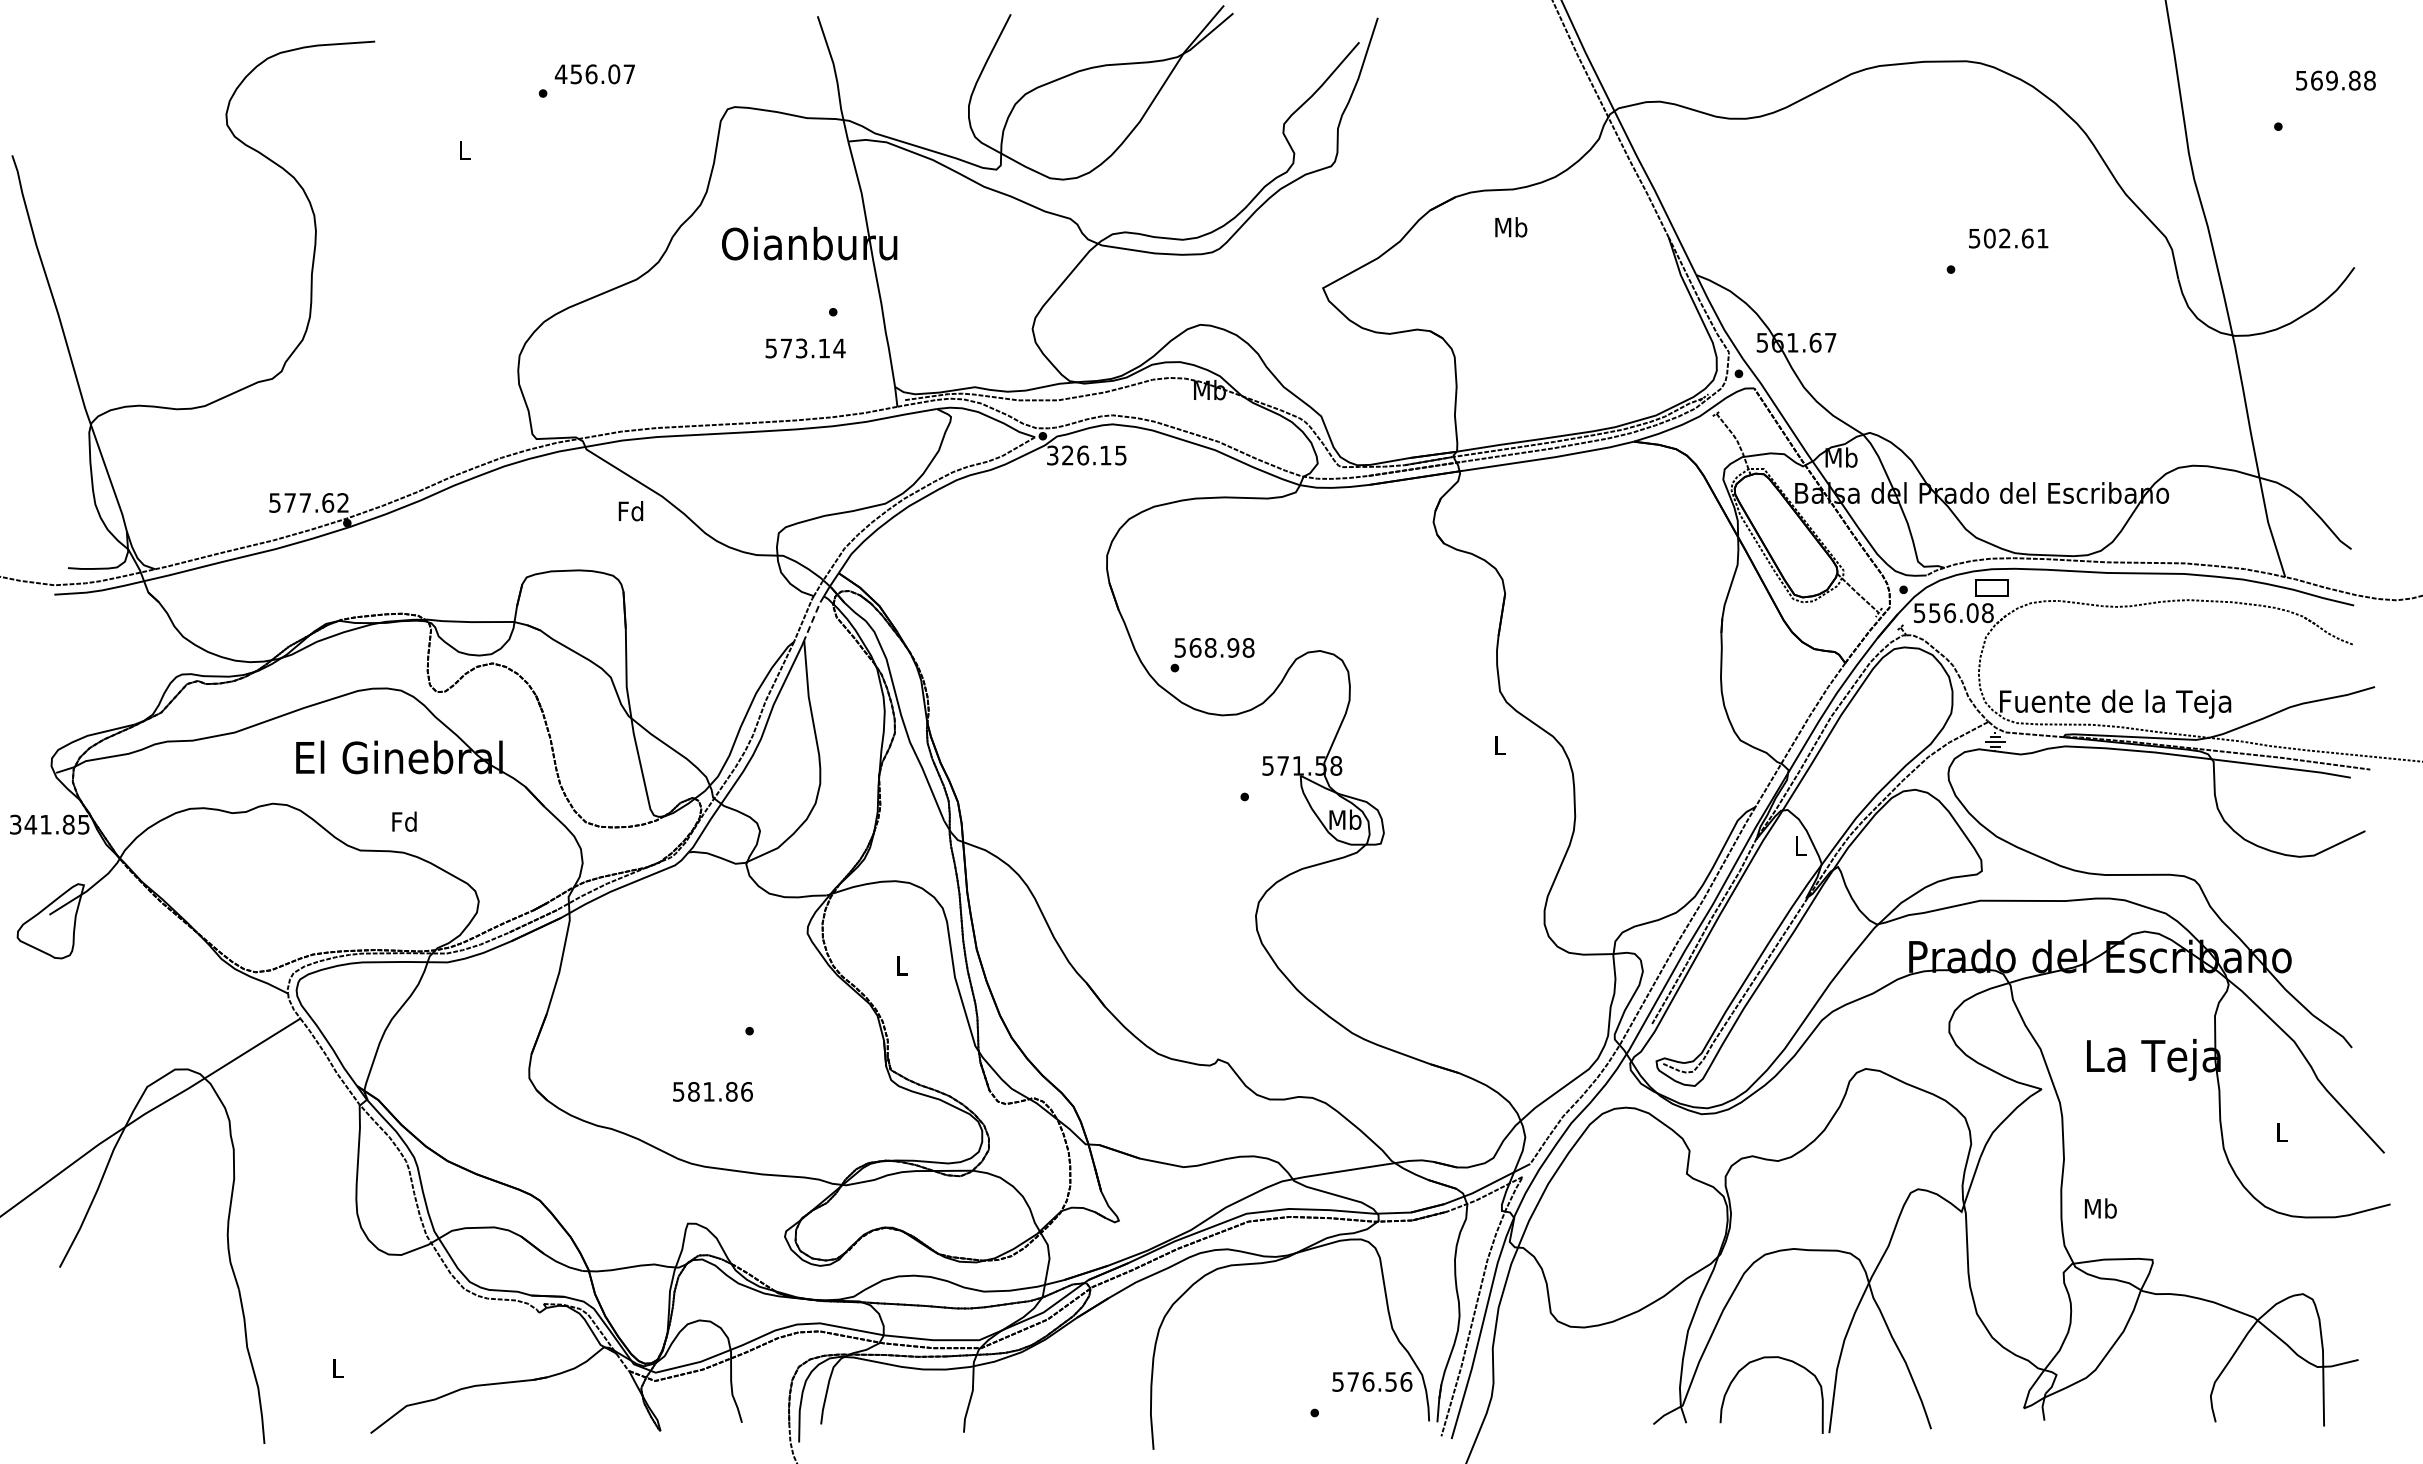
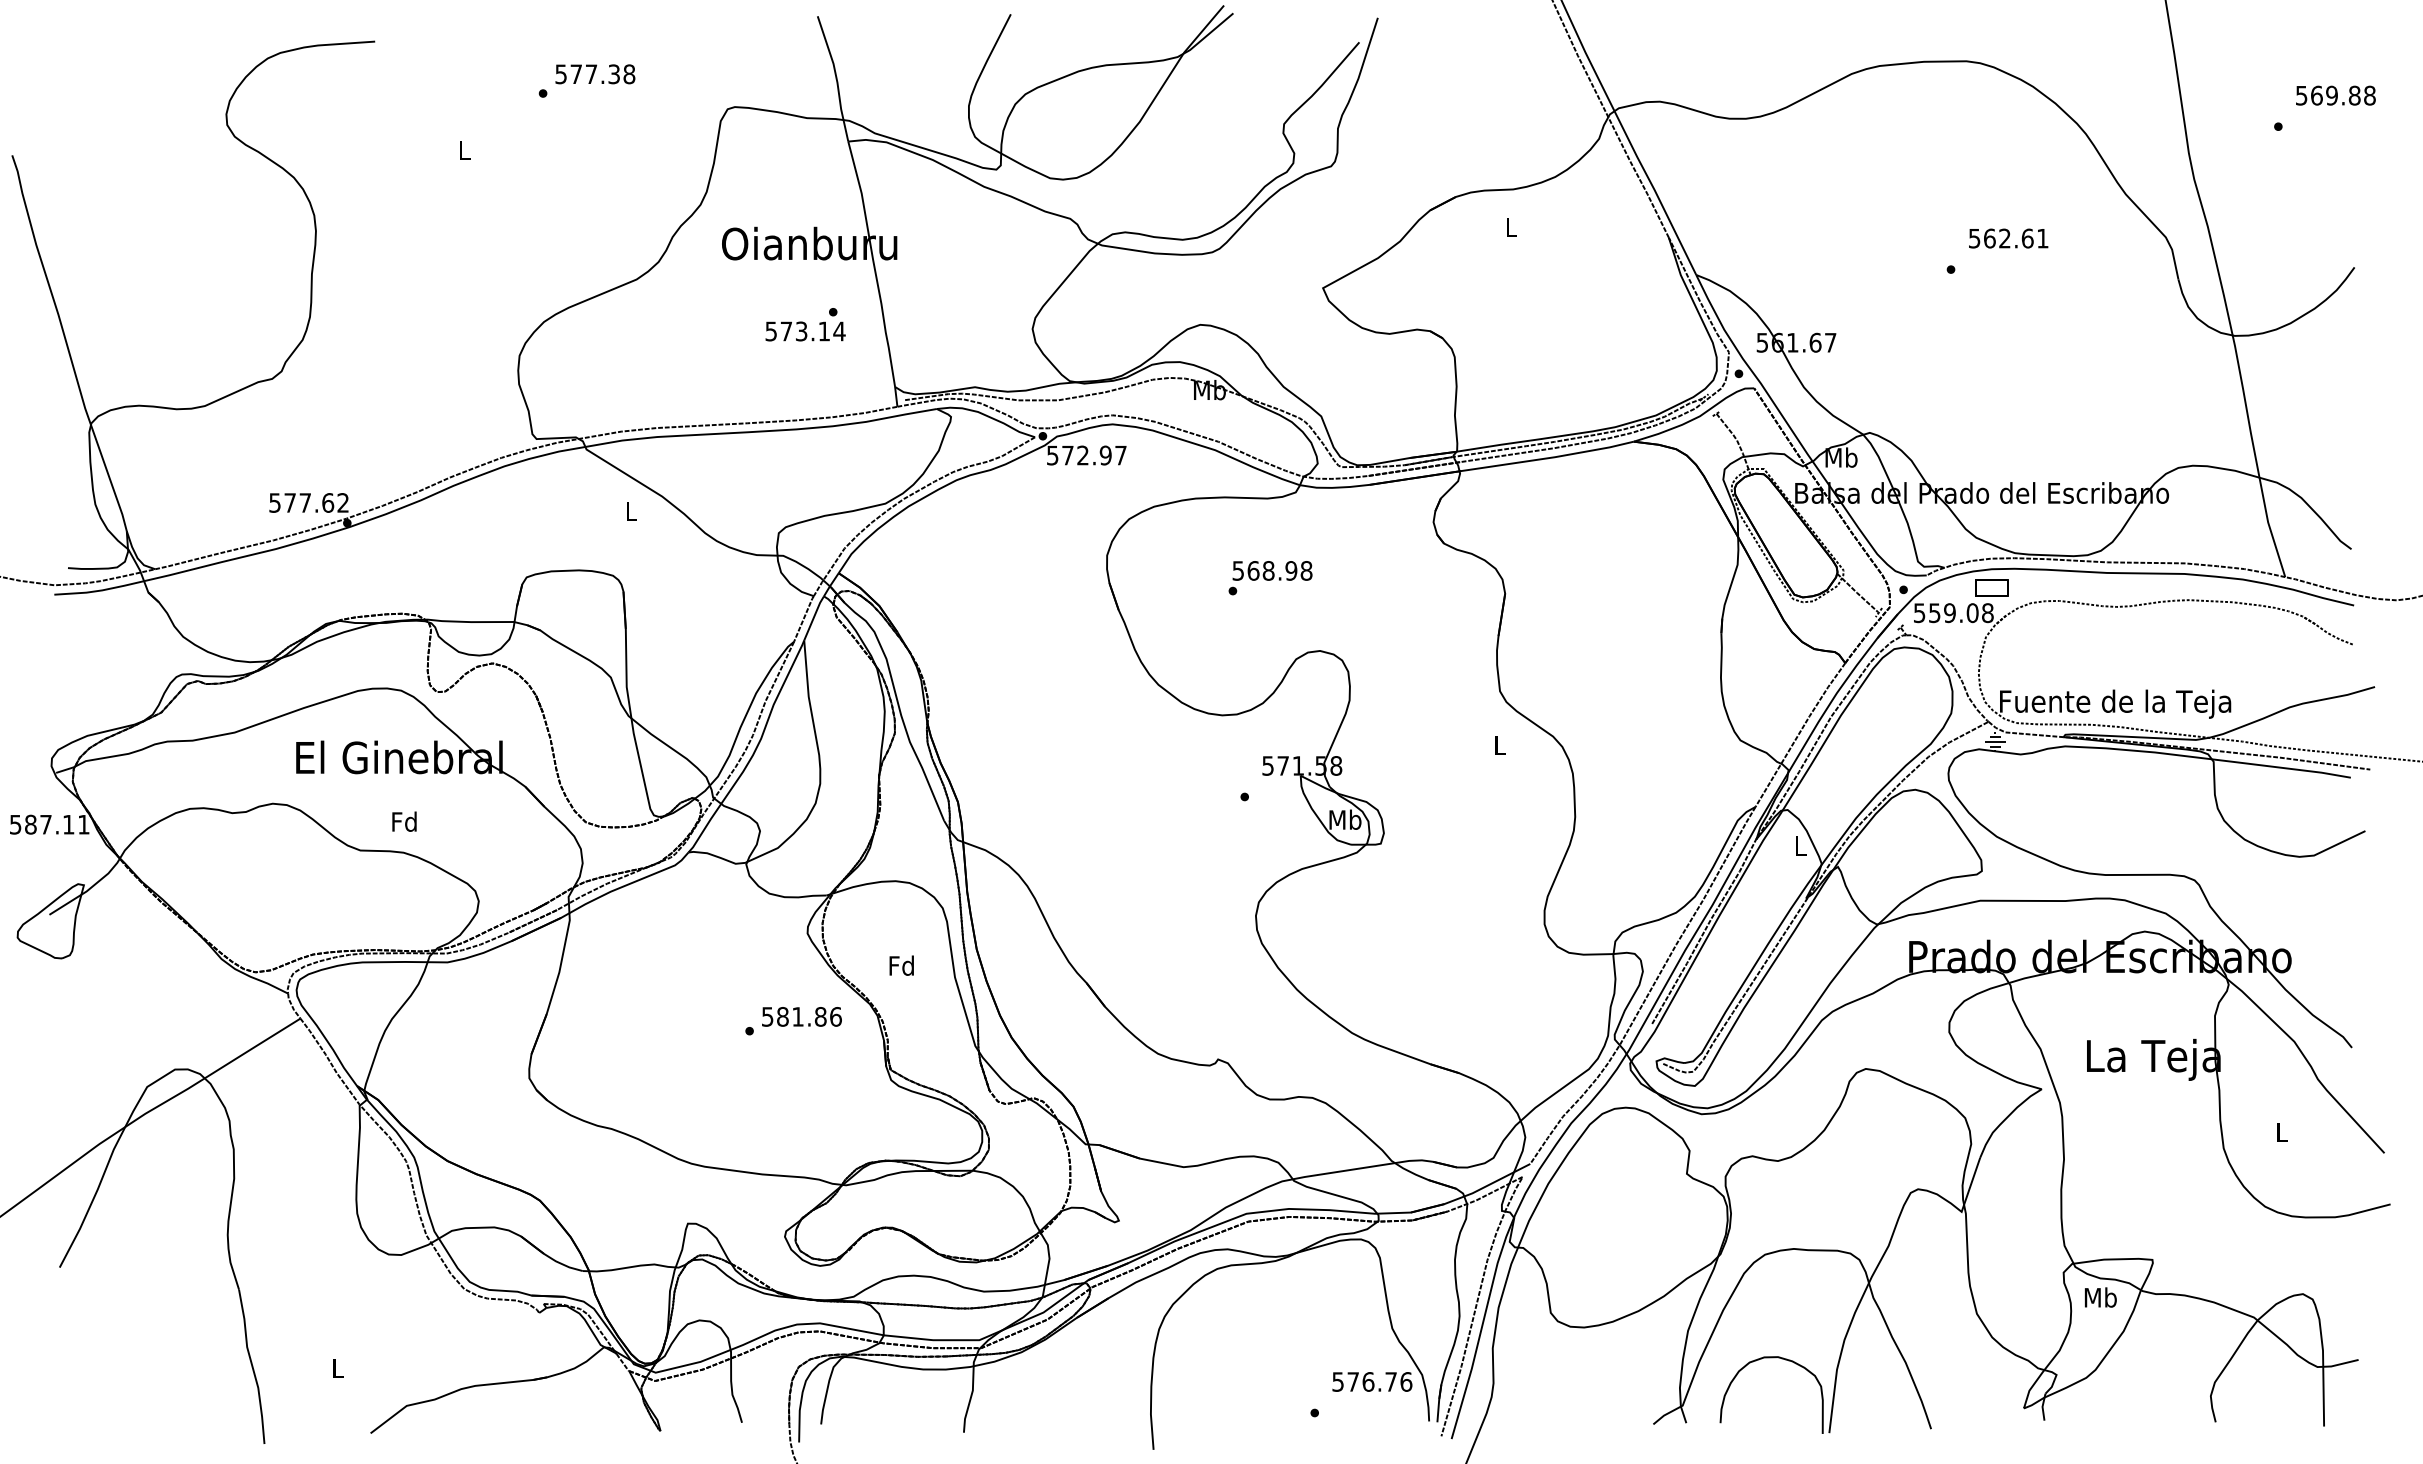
text: 456.07 -> 577.38 (594, 74)
text position: (2335, 80) -> (2335, 95) (2335, 95)
text: Mb -> L (1511, 227)
text: 502.61 -> 562.61 (1989, 238)
text position: (805, 348) -> (805, 331) (805, 331)
text: 326.15 -> 572.97 (1086, 455)
text: Fd -> L (630, 511)
text: 556.08 -> 559.08 (1949, 613)
line: dashed -> solid (813, 617)
text position: (1212, 655) -> (1270, 578) (1270, 578)
text: 341.85 -> 587.11 (49, 824)
text: L -> Fd (901, 965)
text position: (712, 1091) -> (801, 1016) (801, 1016)
text position: (2100, 1208) -> (2100, 1297) (2100, 1297)
text: 576.56 -> 576.76 (1390, 1381)
